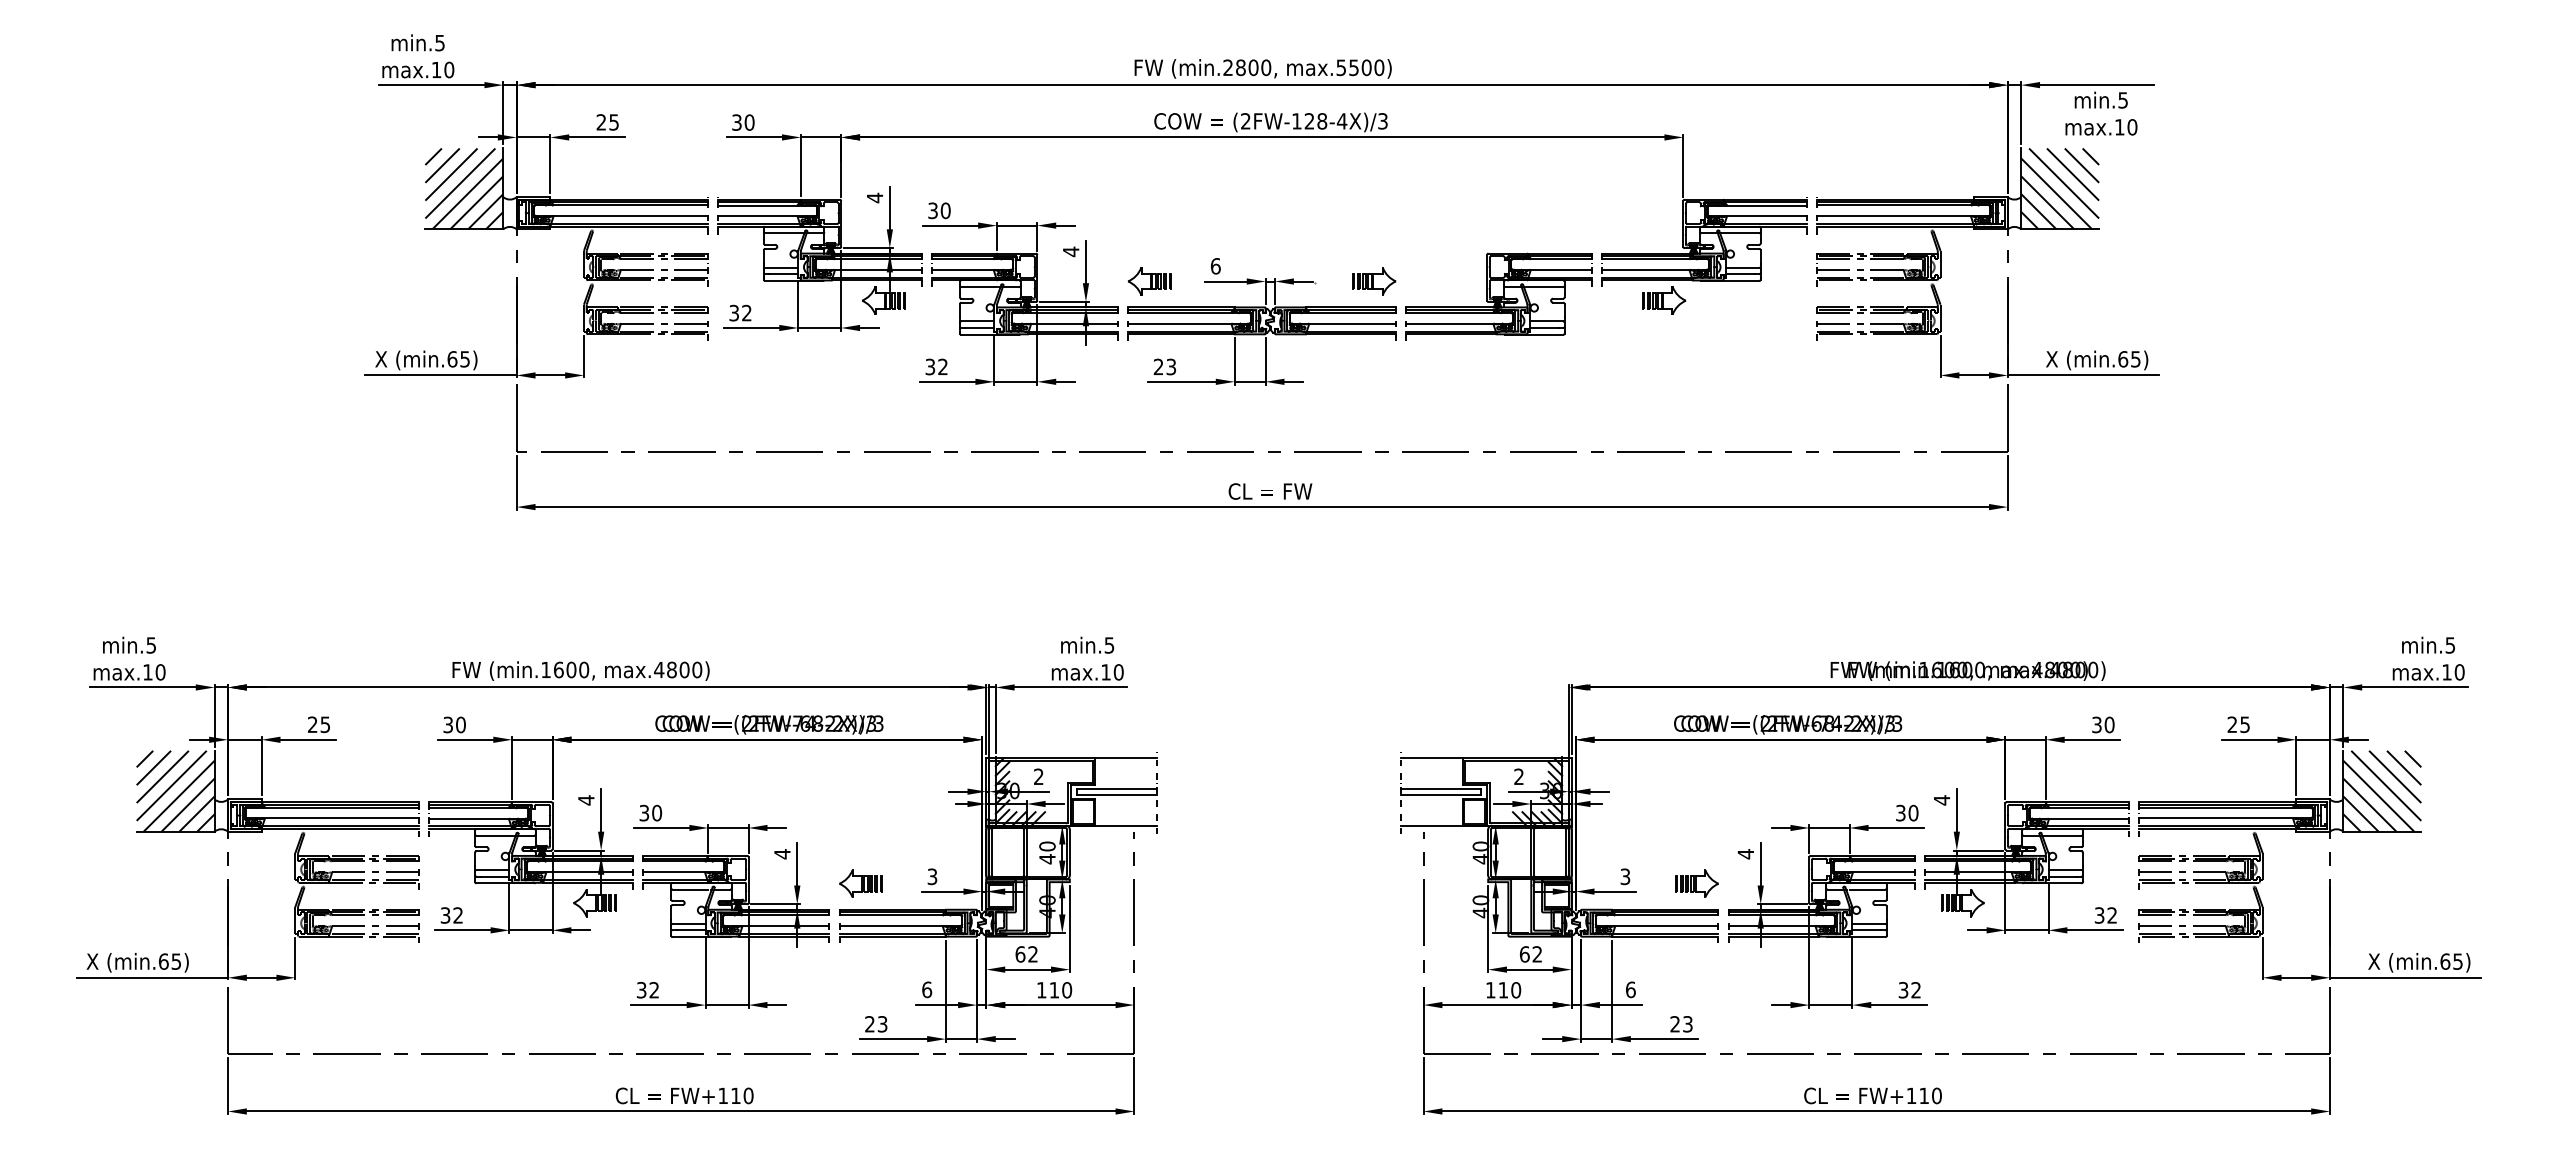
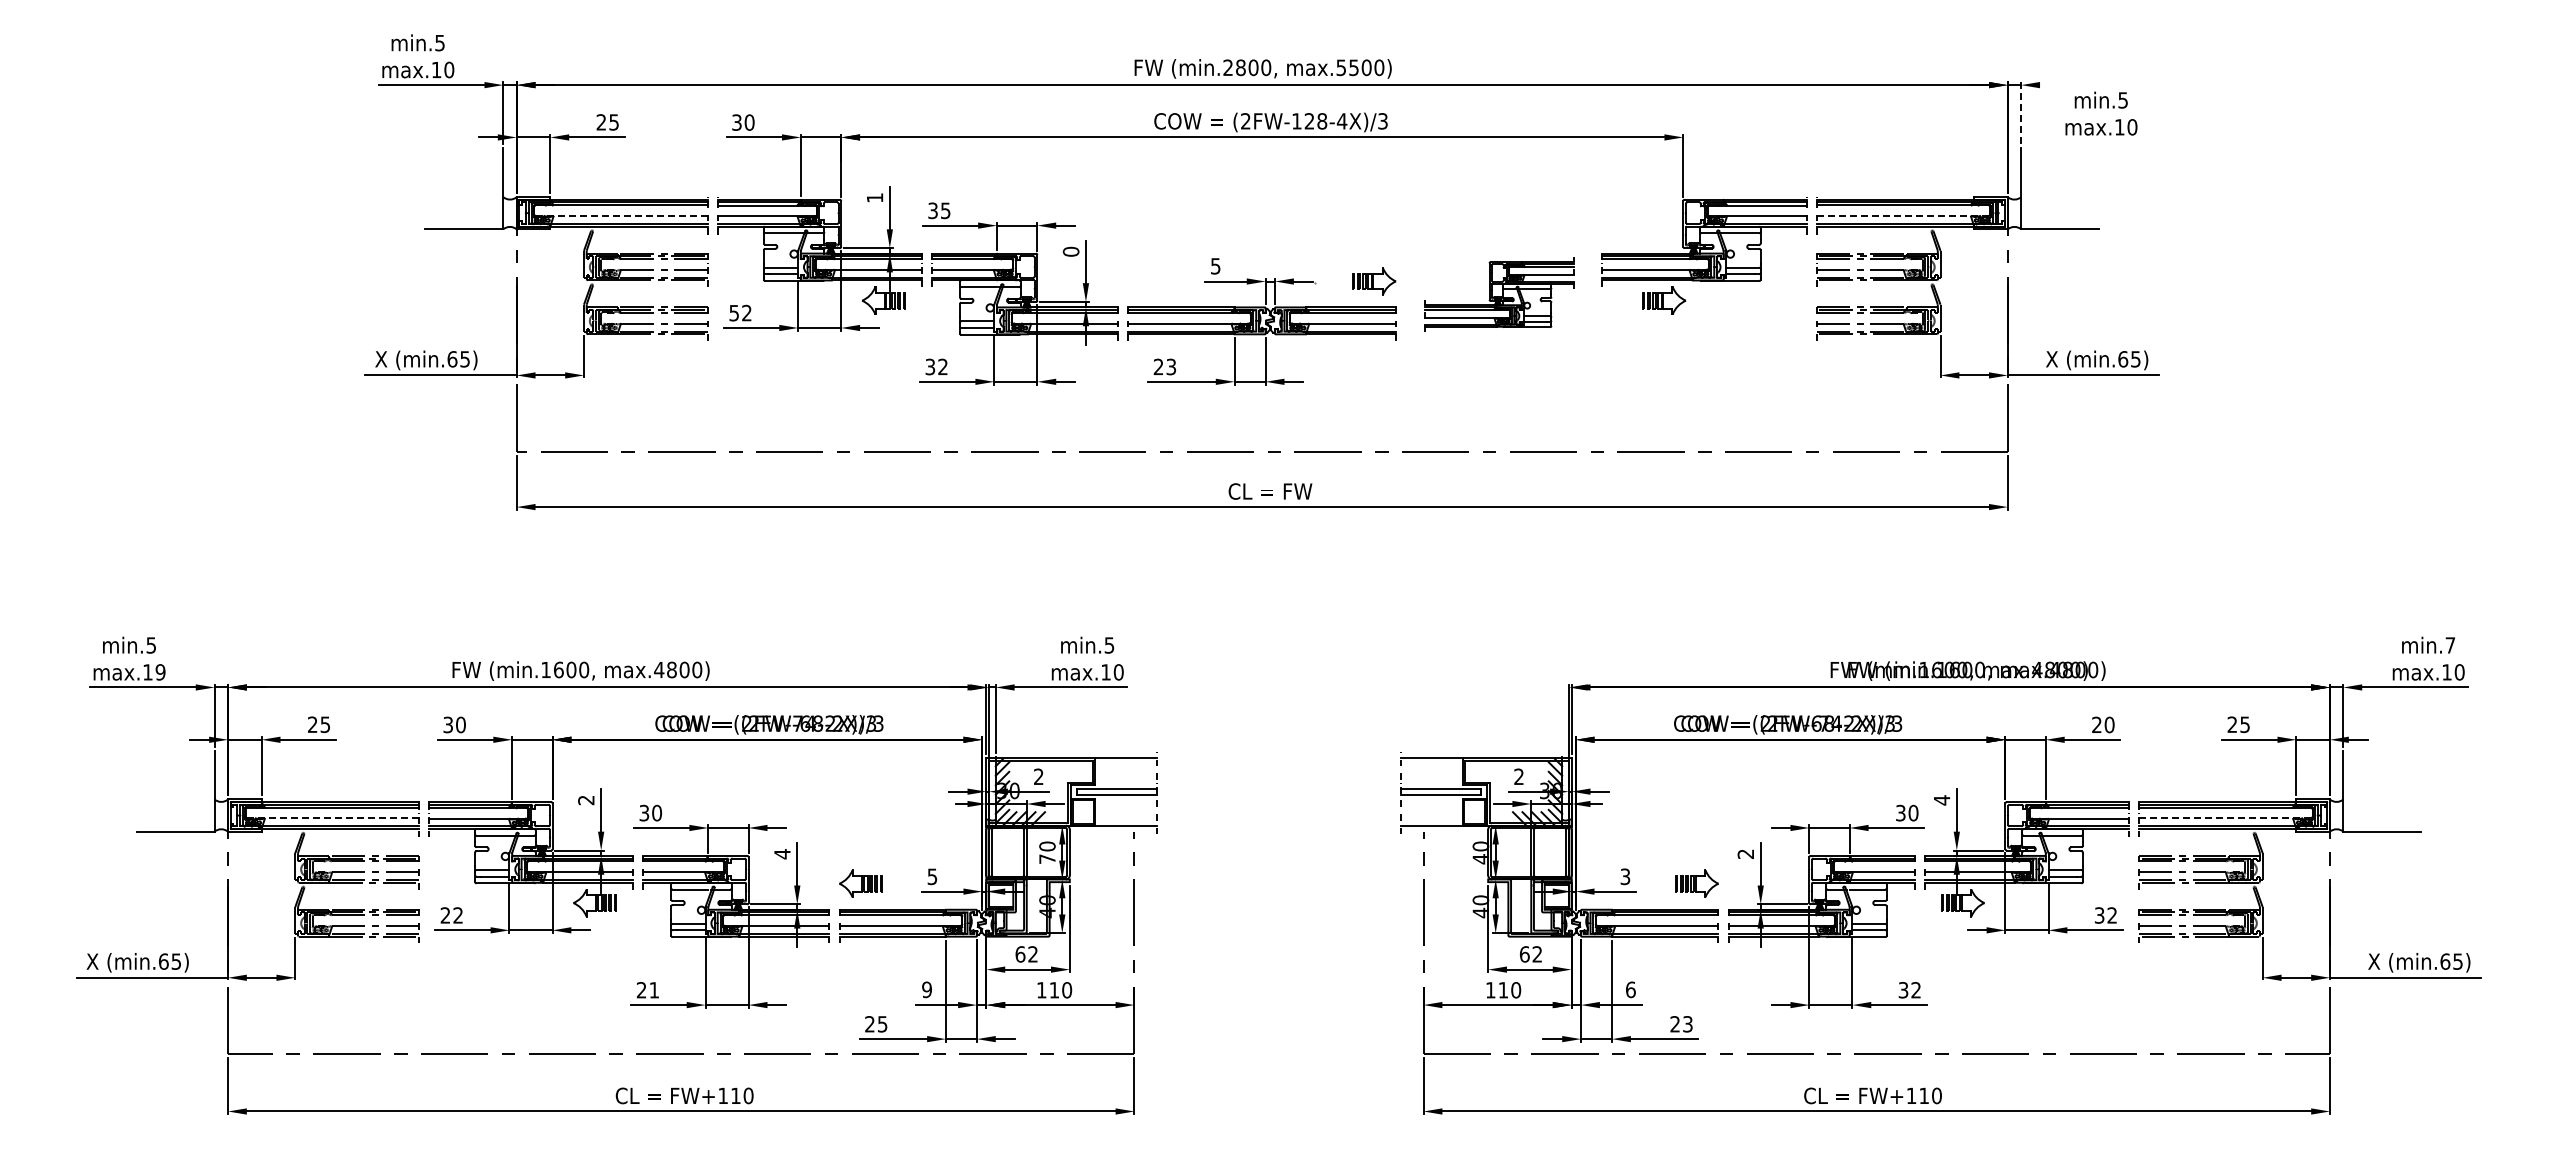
line: present -> none (2096, 85)
line: solid -> dashed (2021, 112)
hatch: present -> none (464, 188)
hatch: present -> none (2060, 188)
text: 4 -> 1 (875, 197)
text: 30 -> 35 (945, 210)
line: solid -> dashed (621, 216)
line: solid -> dashed (1903, 216)
text: 4 -> 0 (1070, 251)
text: 6 -> 5 (1215, 266)
part: present -> none (1149, 281)
part size: 188x89 px -> 151x75 px (1499, 294)
text: 32 -> 52 (734, 312)
text: min.5 -> min.7 (2450, 645)
text: max.10 -> max.19 (160, 672)
text: 30 -> 20 (2096, 725)
hatch: present -> none (175, 790)
hatch: present -> none (2382, 790)
text: 4 -> 2 (586, 800)
line: solid -> dashed (332, 818)
line: solid -> dashed (2225, 818)
text: 4 -> 2 (1745, 854)
text: 40 -> 70 (1047, 859)
text: 3 -> 5 (932, 876)
text: 32 -> 22 (445, 915)
text: 6 -> 9 (927, 989)
text: 32 -> 21 (647, 990)
text: 23 -> 25 (882, 1023)
